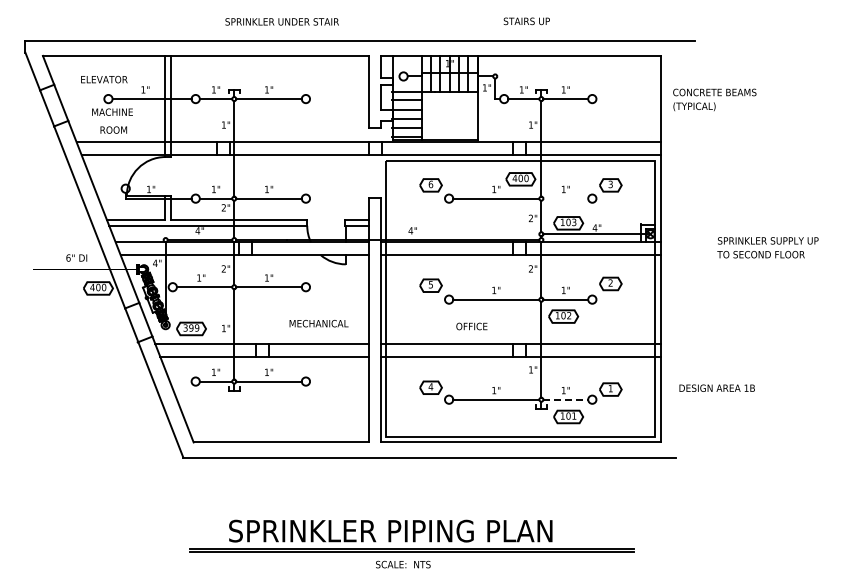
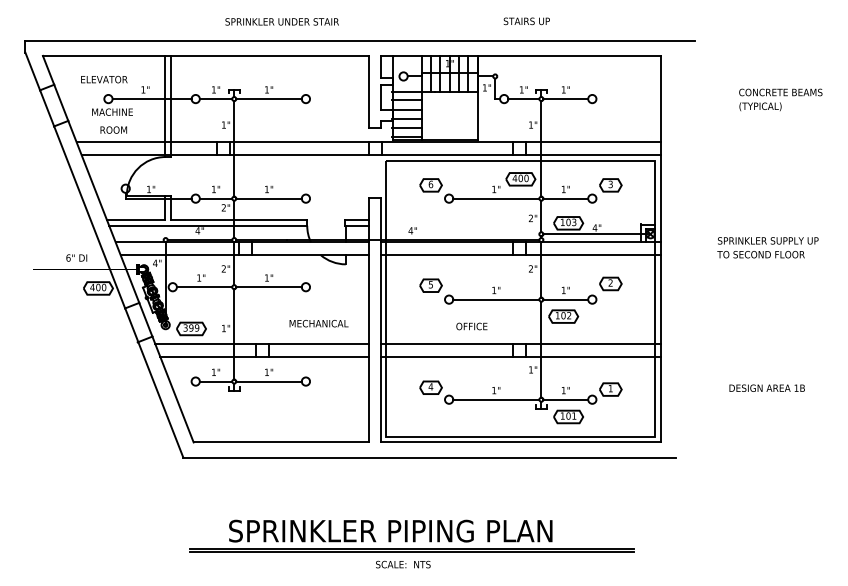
text position: (714, 99) -> (780, 99) (780, 99)
line: none -> present (565, 198)
text position: (716, 387) -> (766, 387) (766, 387)
line: dashed -> solid (566, 399)
